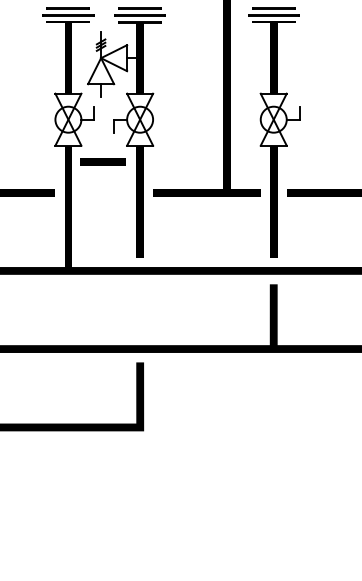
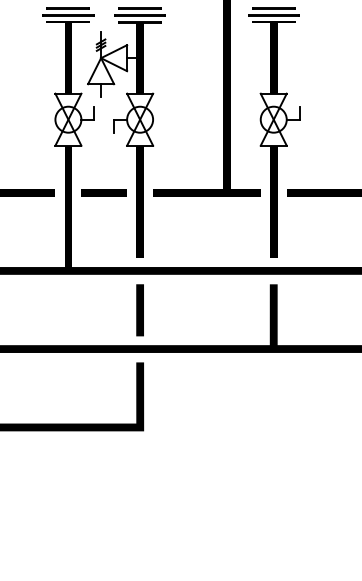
line position: (102, 161) -> (103, 192) (103, 192)
line: none -> present (139, 310)
